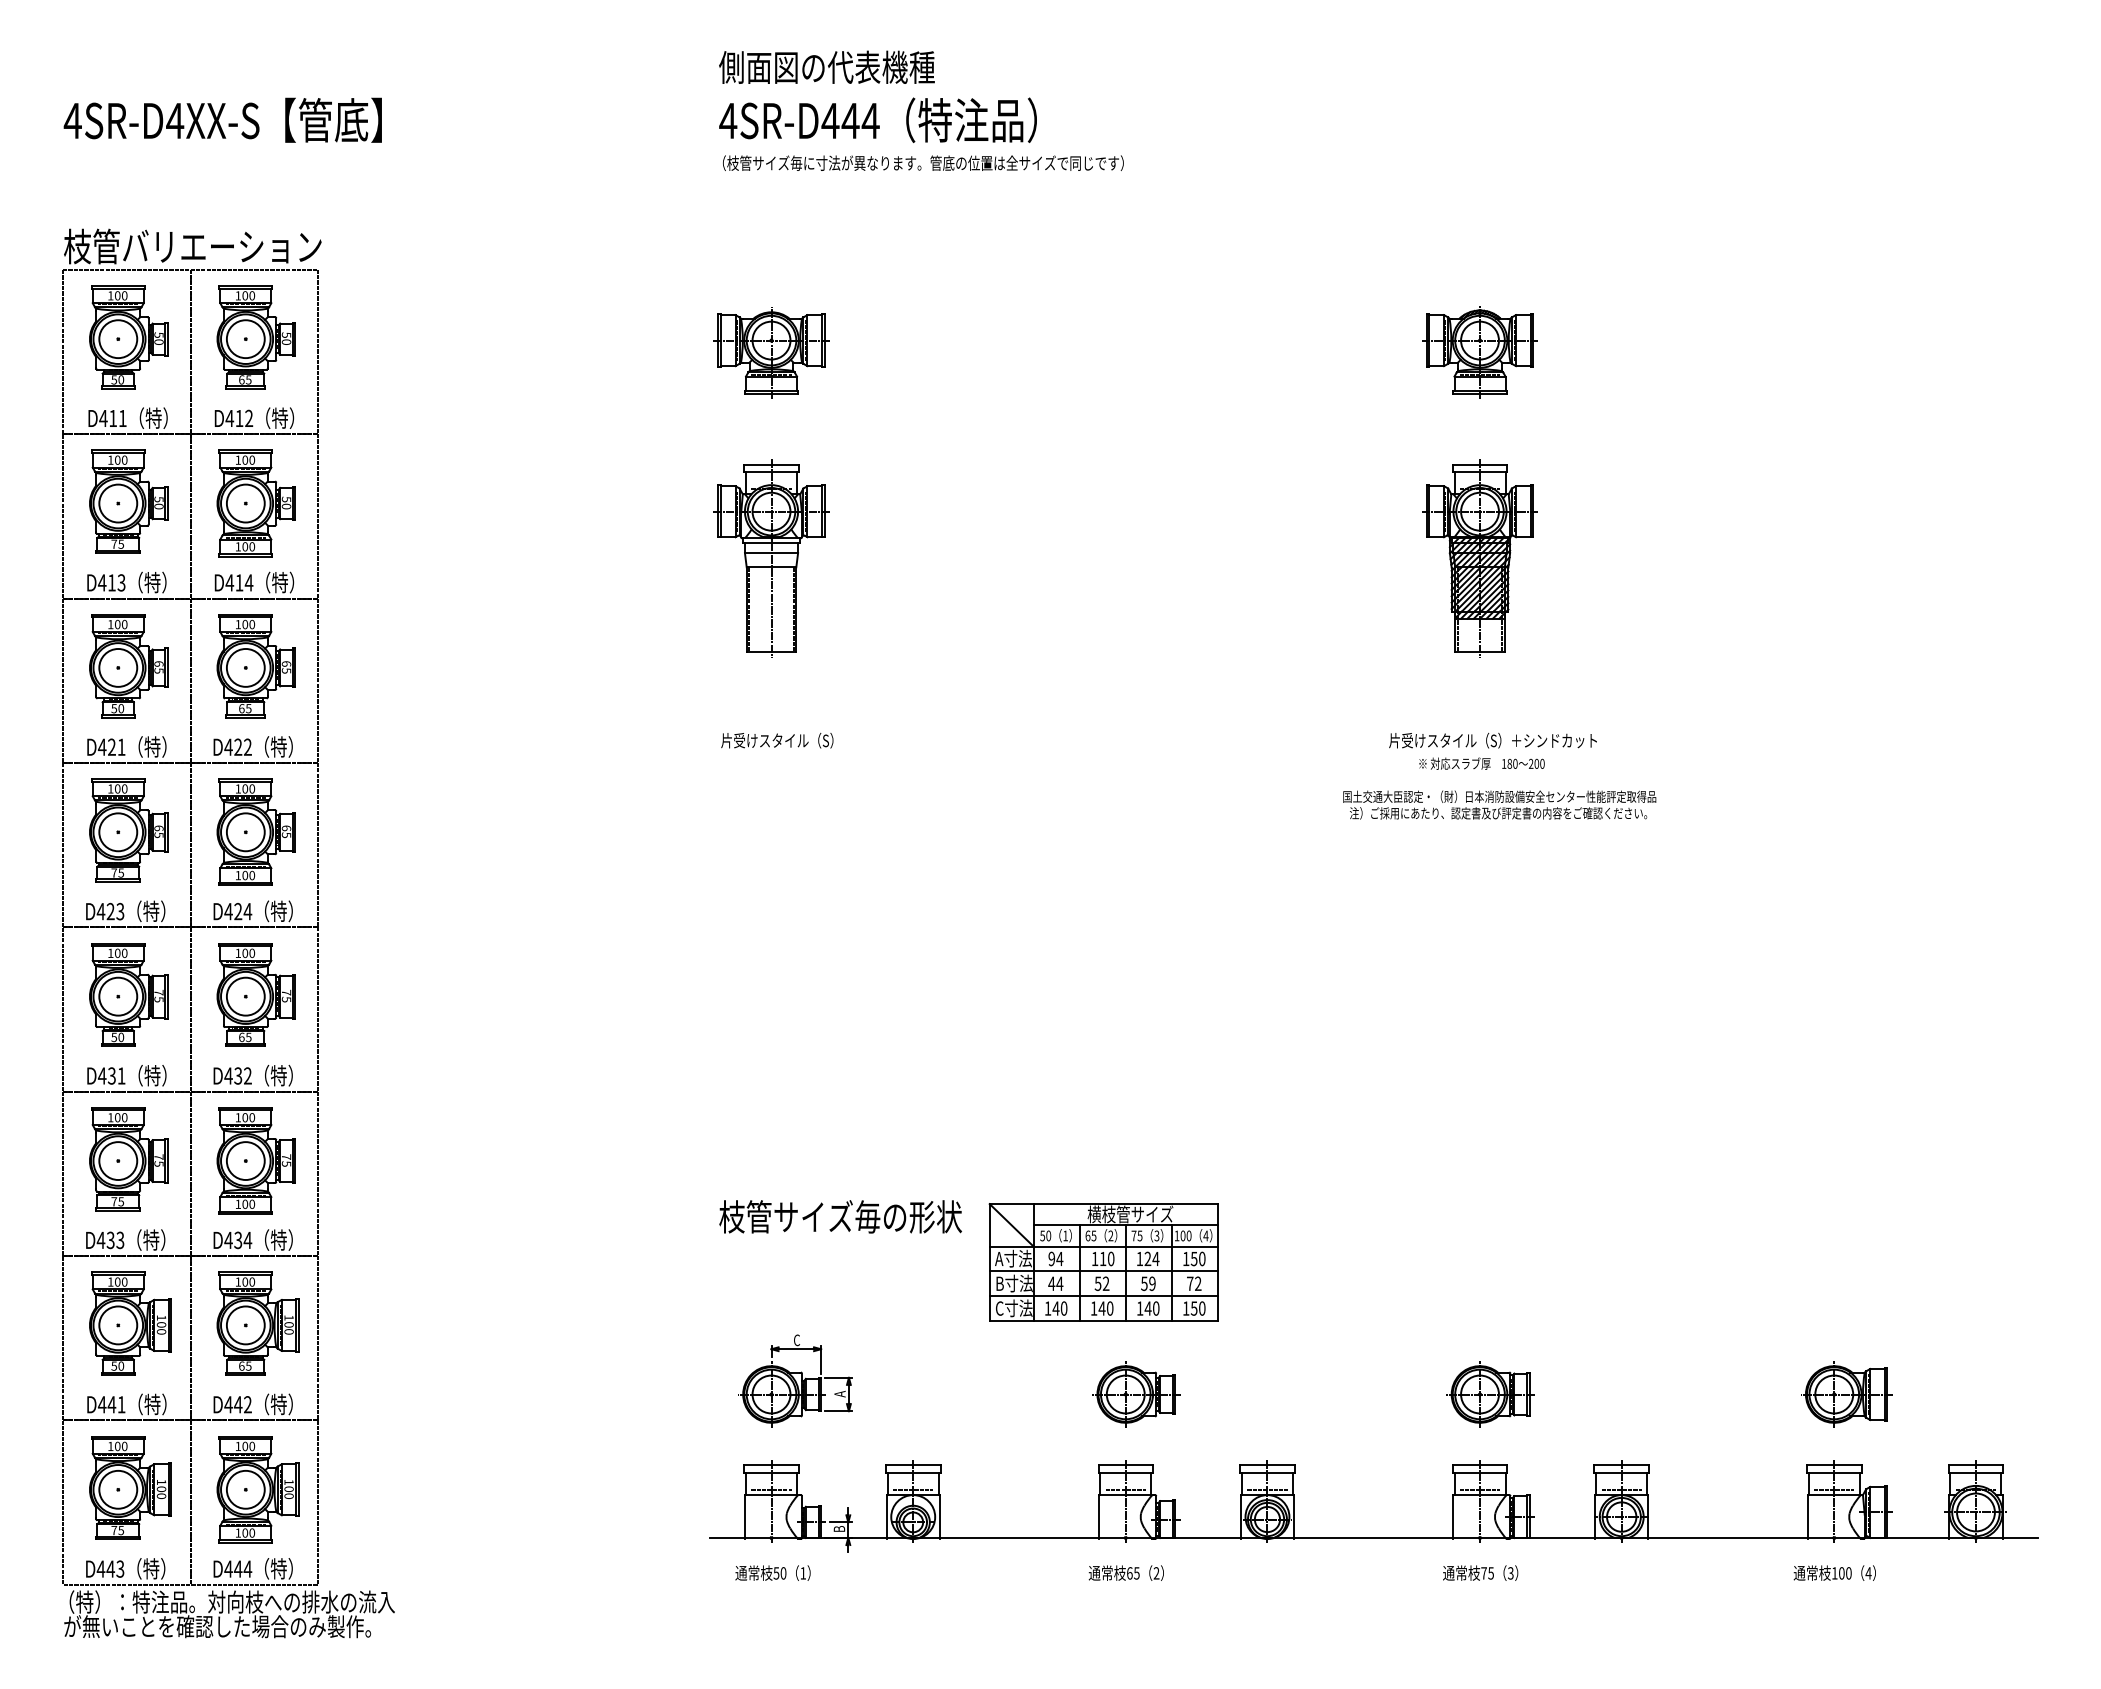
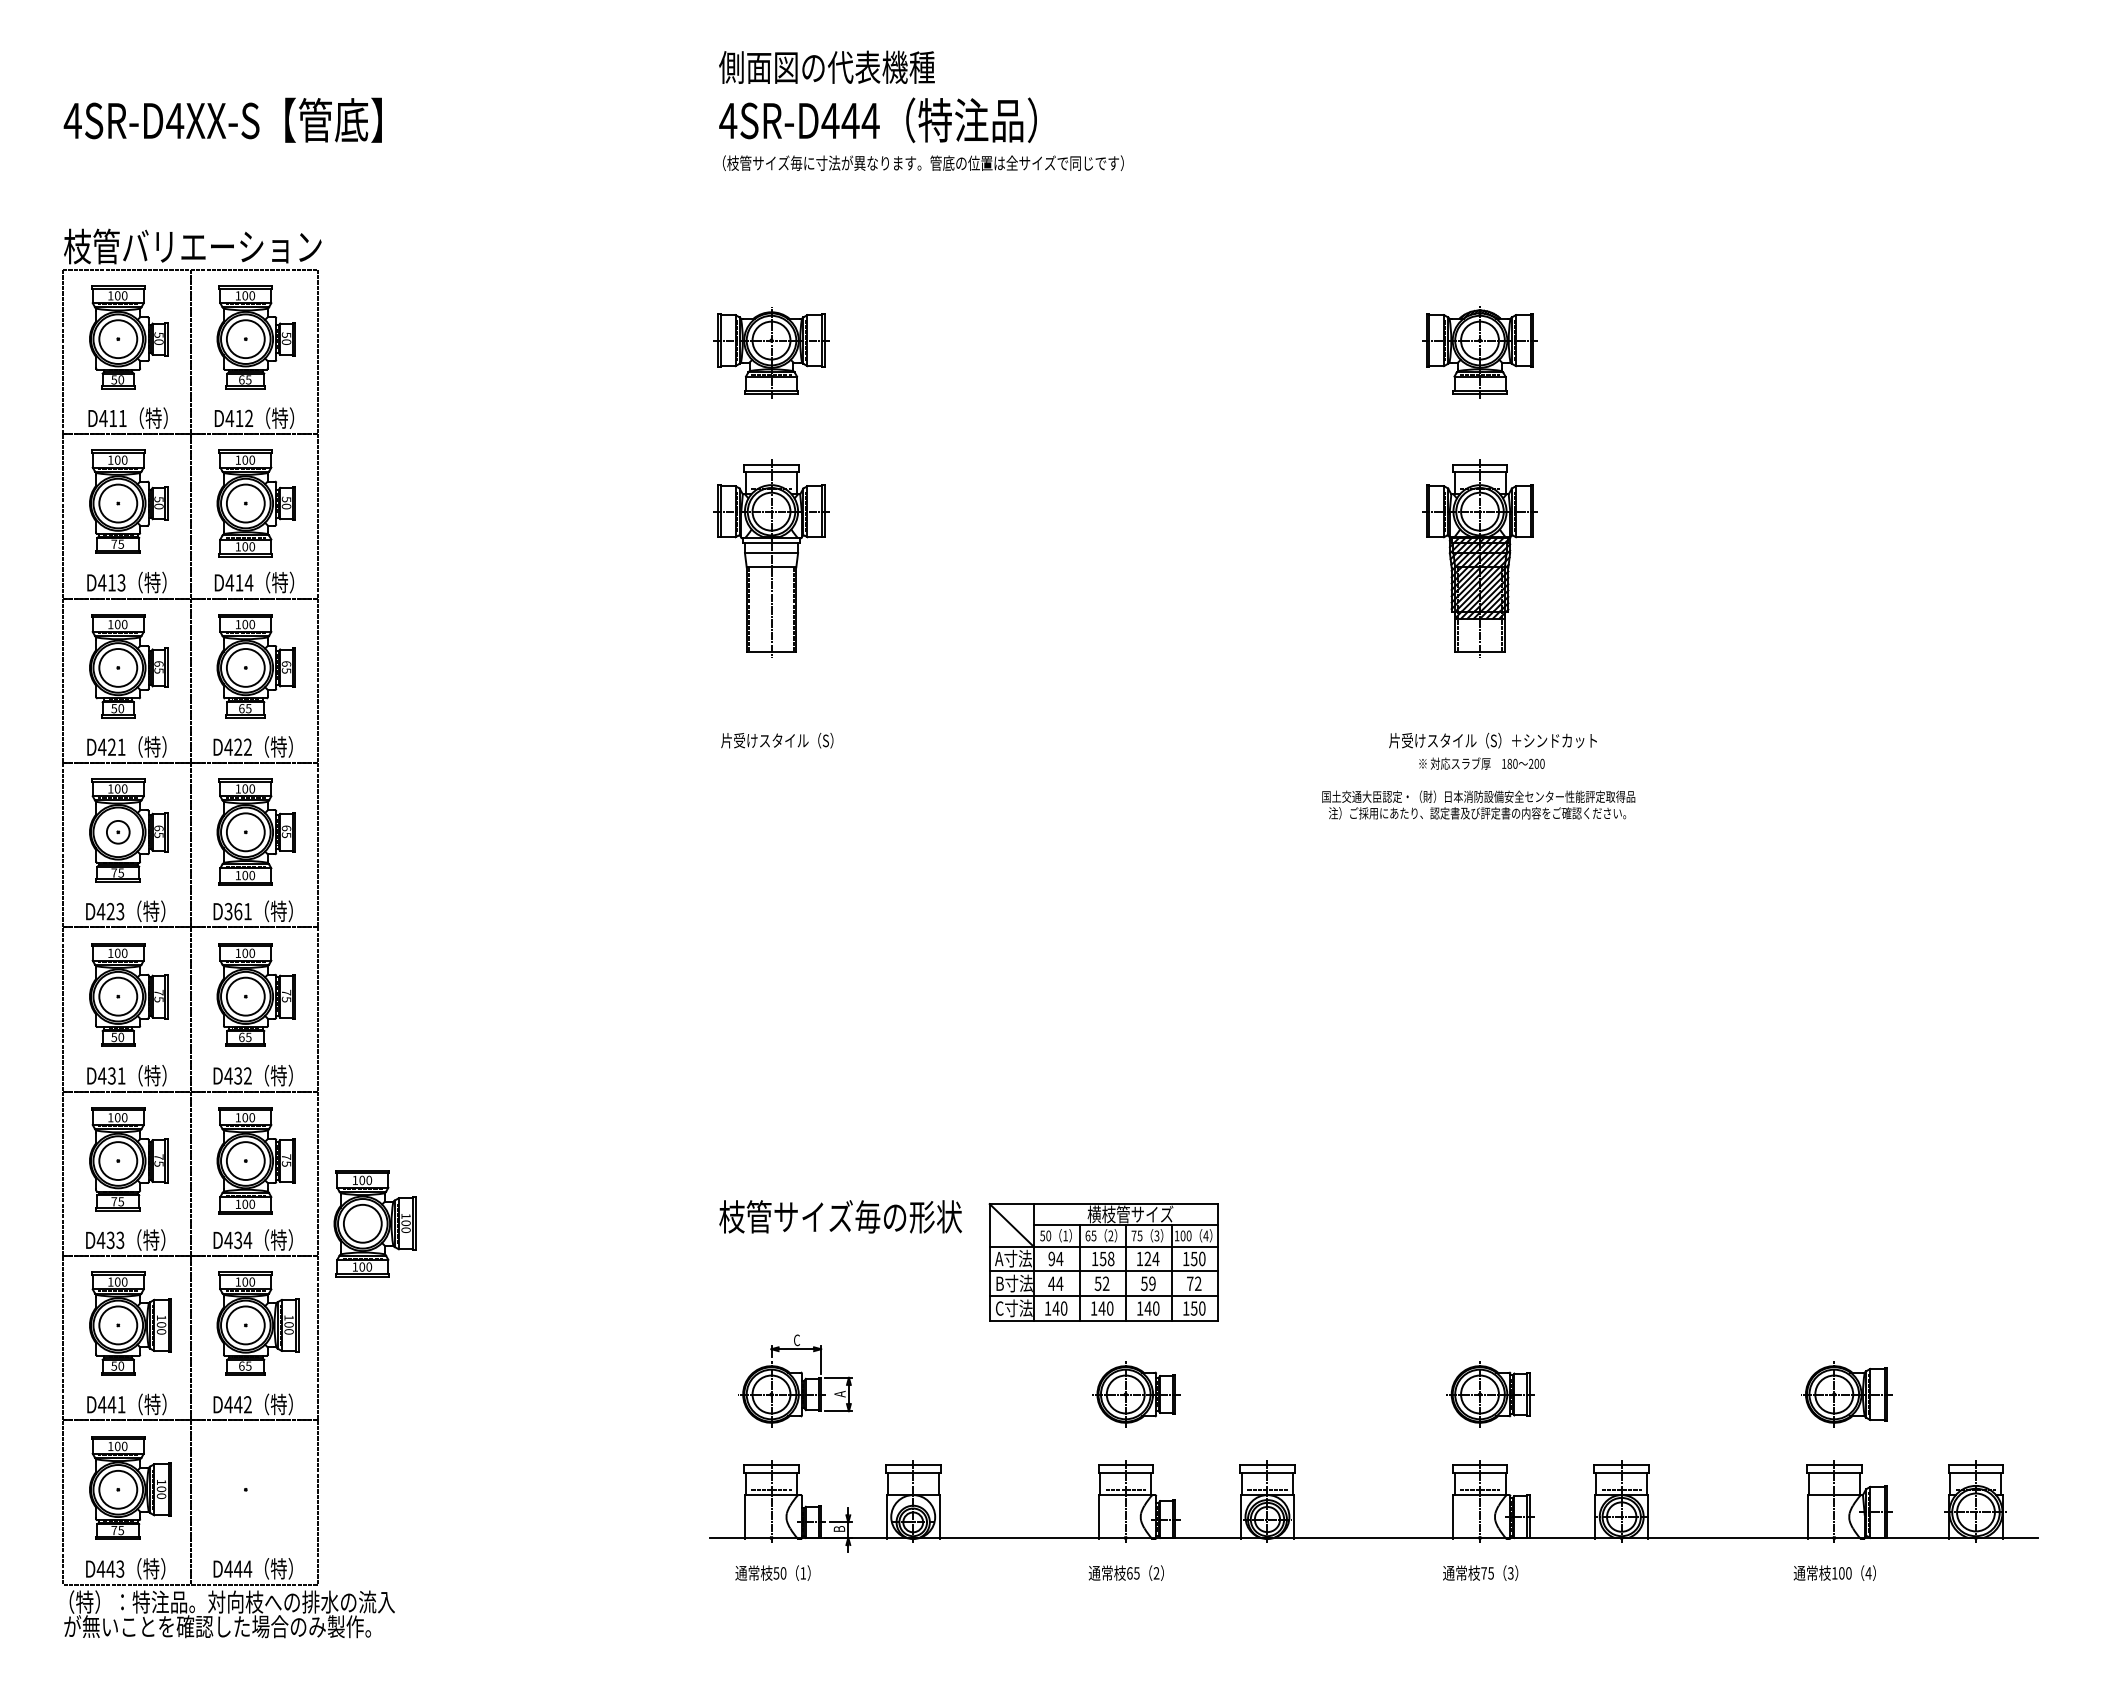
text position: (1499, 804) -> (1478, 804) (1478, 804)
circle diameter: 38 px -> 23 px (117, 831)
text: D424 -> D361 (238, 911)
text: 110 -> 158 (1106, 1259)
part position: (257, 1489) -> (374, 1223) (374, 1223)
line: present -> none (913, 1490)
line: present -> none (1834, 1490)
